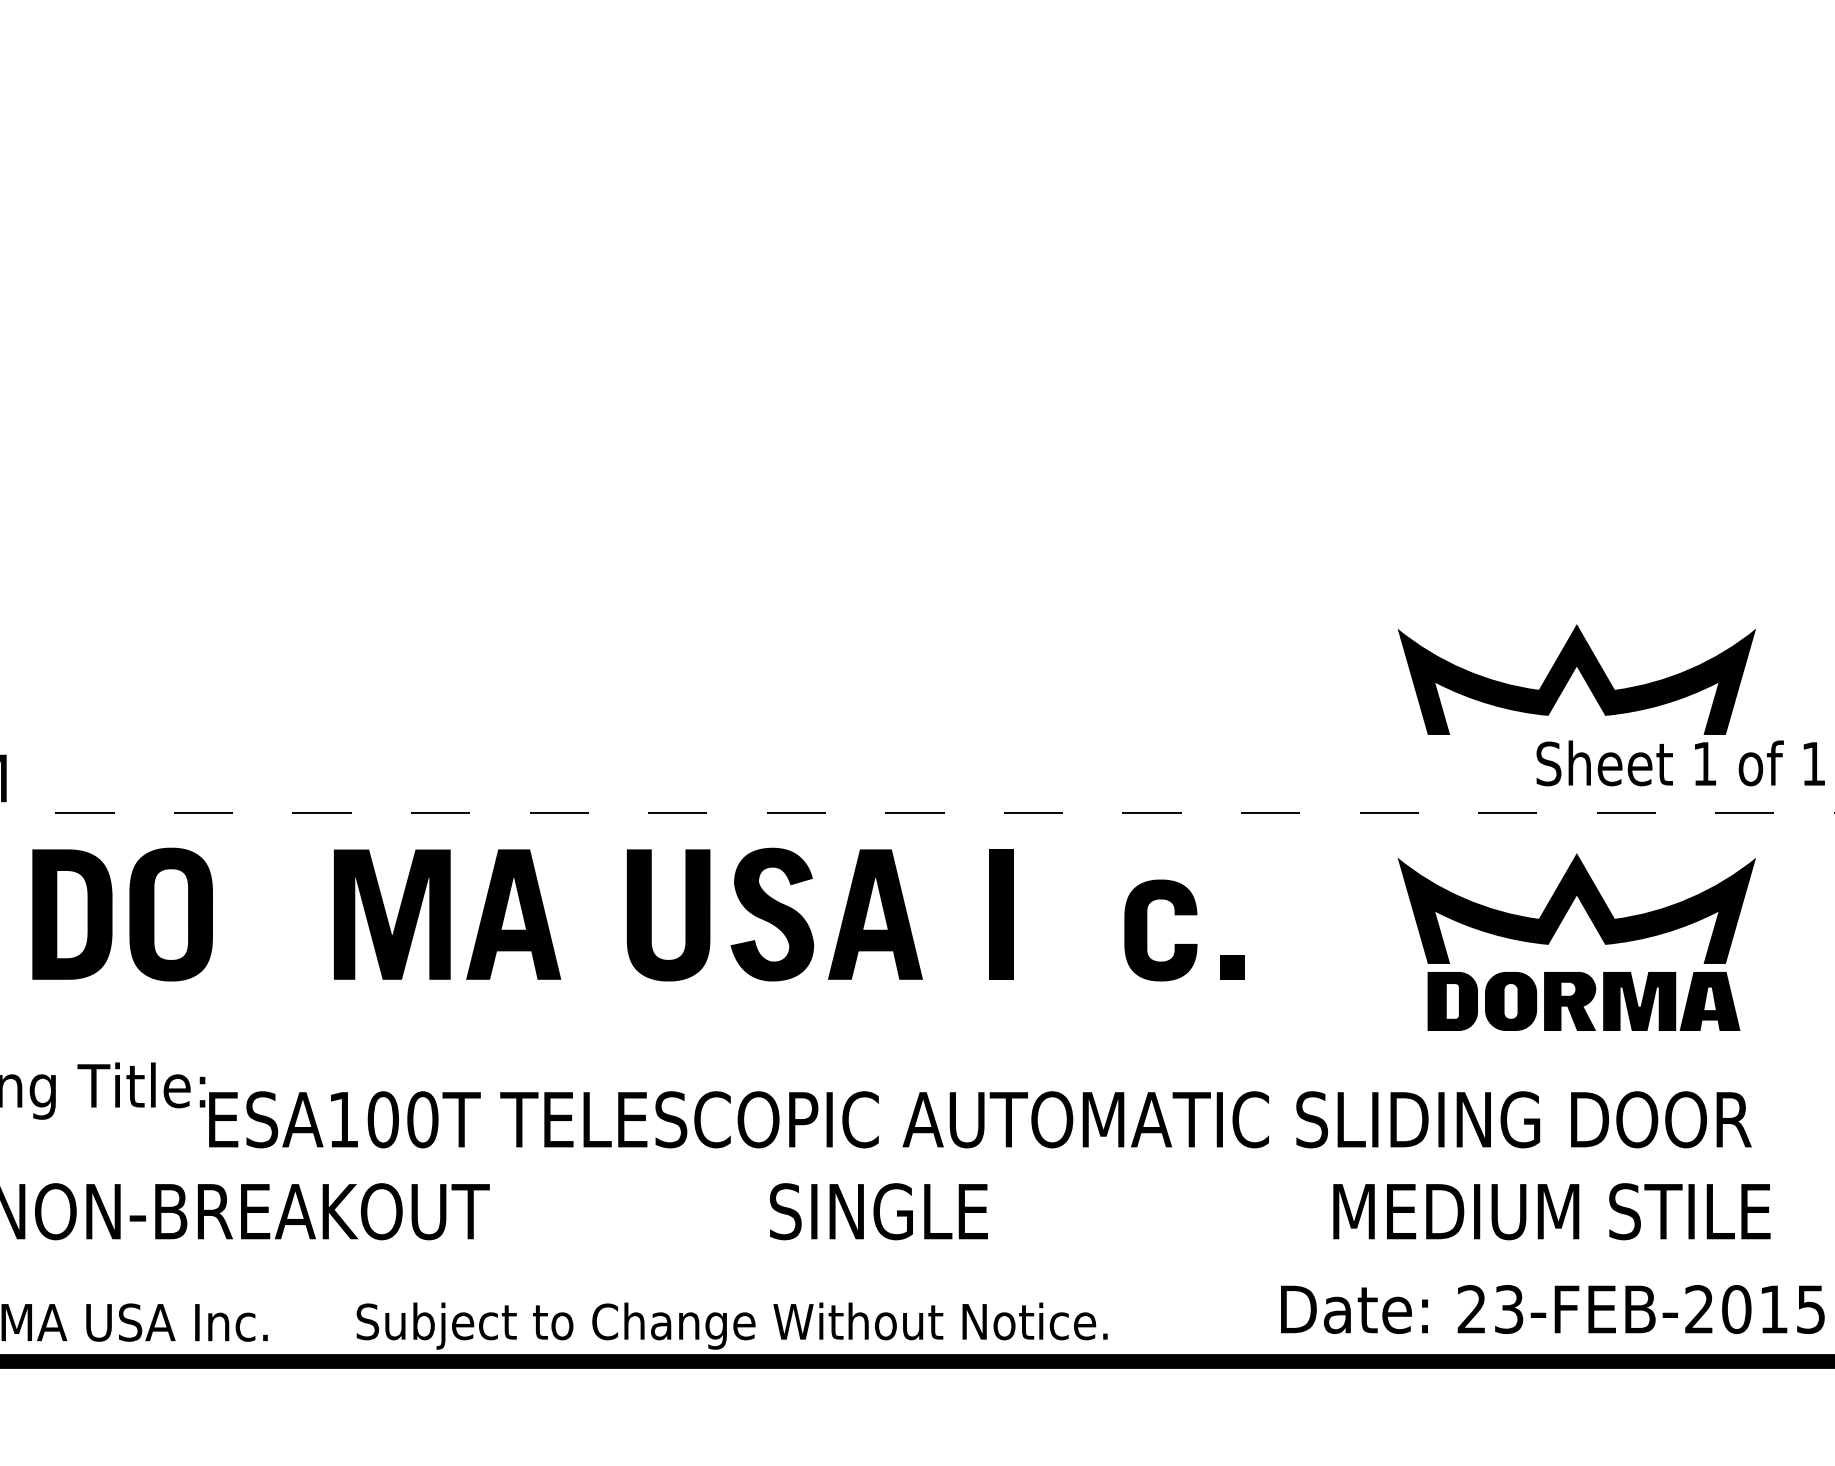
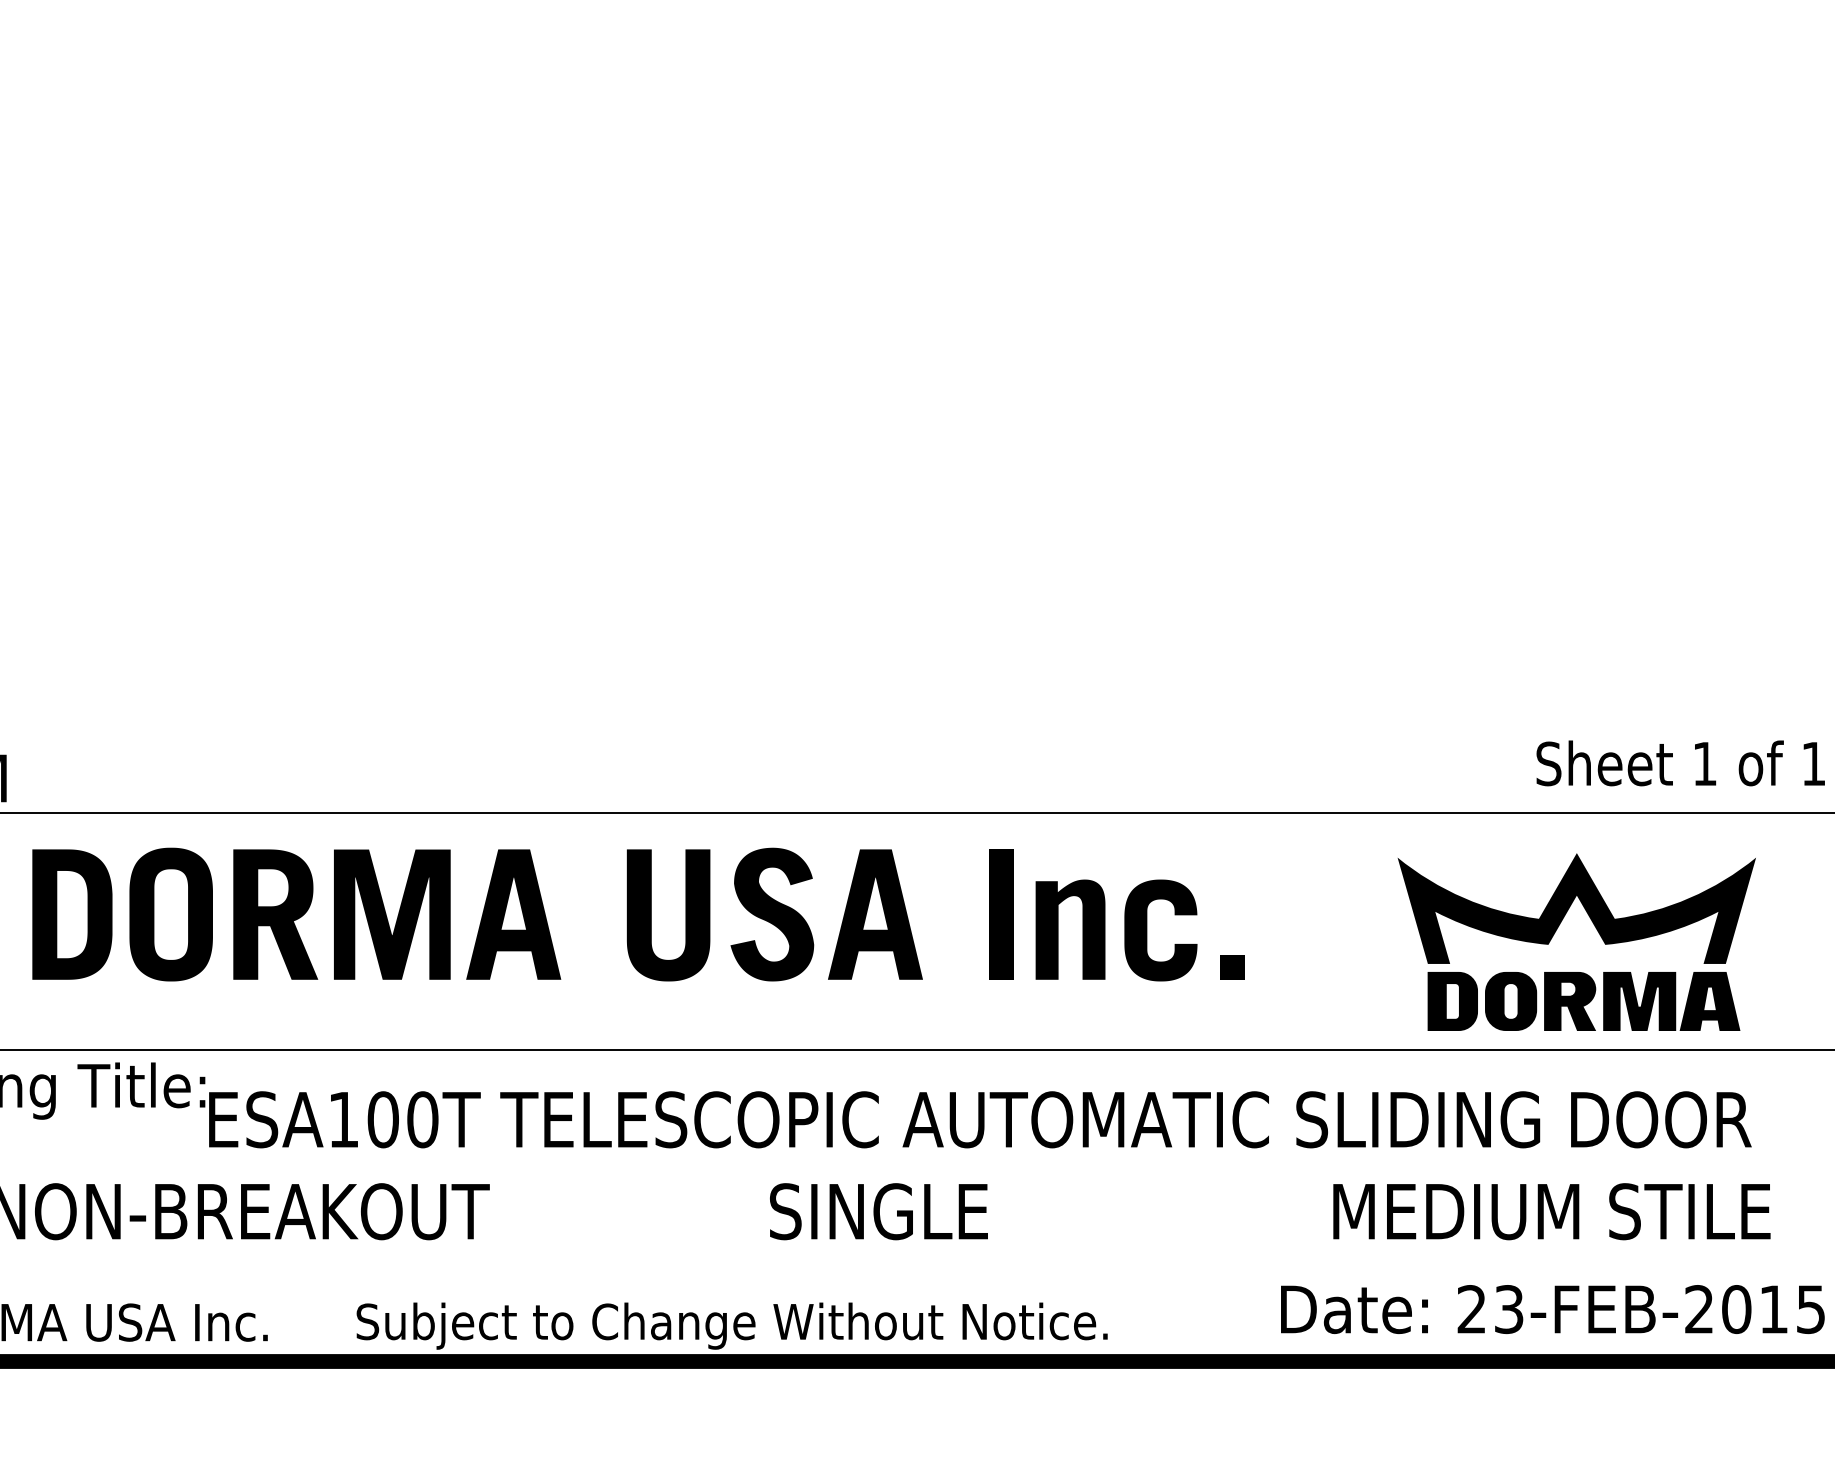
part: present -> none (1576, 679)
line: dashed -> solid (917, 813)
part: none -> present (275, 914)
fill: none -> present (1070, 929)
line: none -> present (916, 1050)
